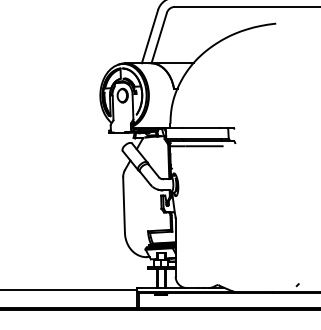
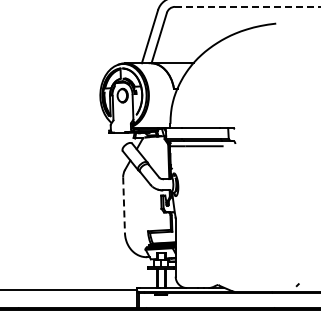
line: solid -> dashed (247, 6)
line: solid -> dashed (124, 205)
